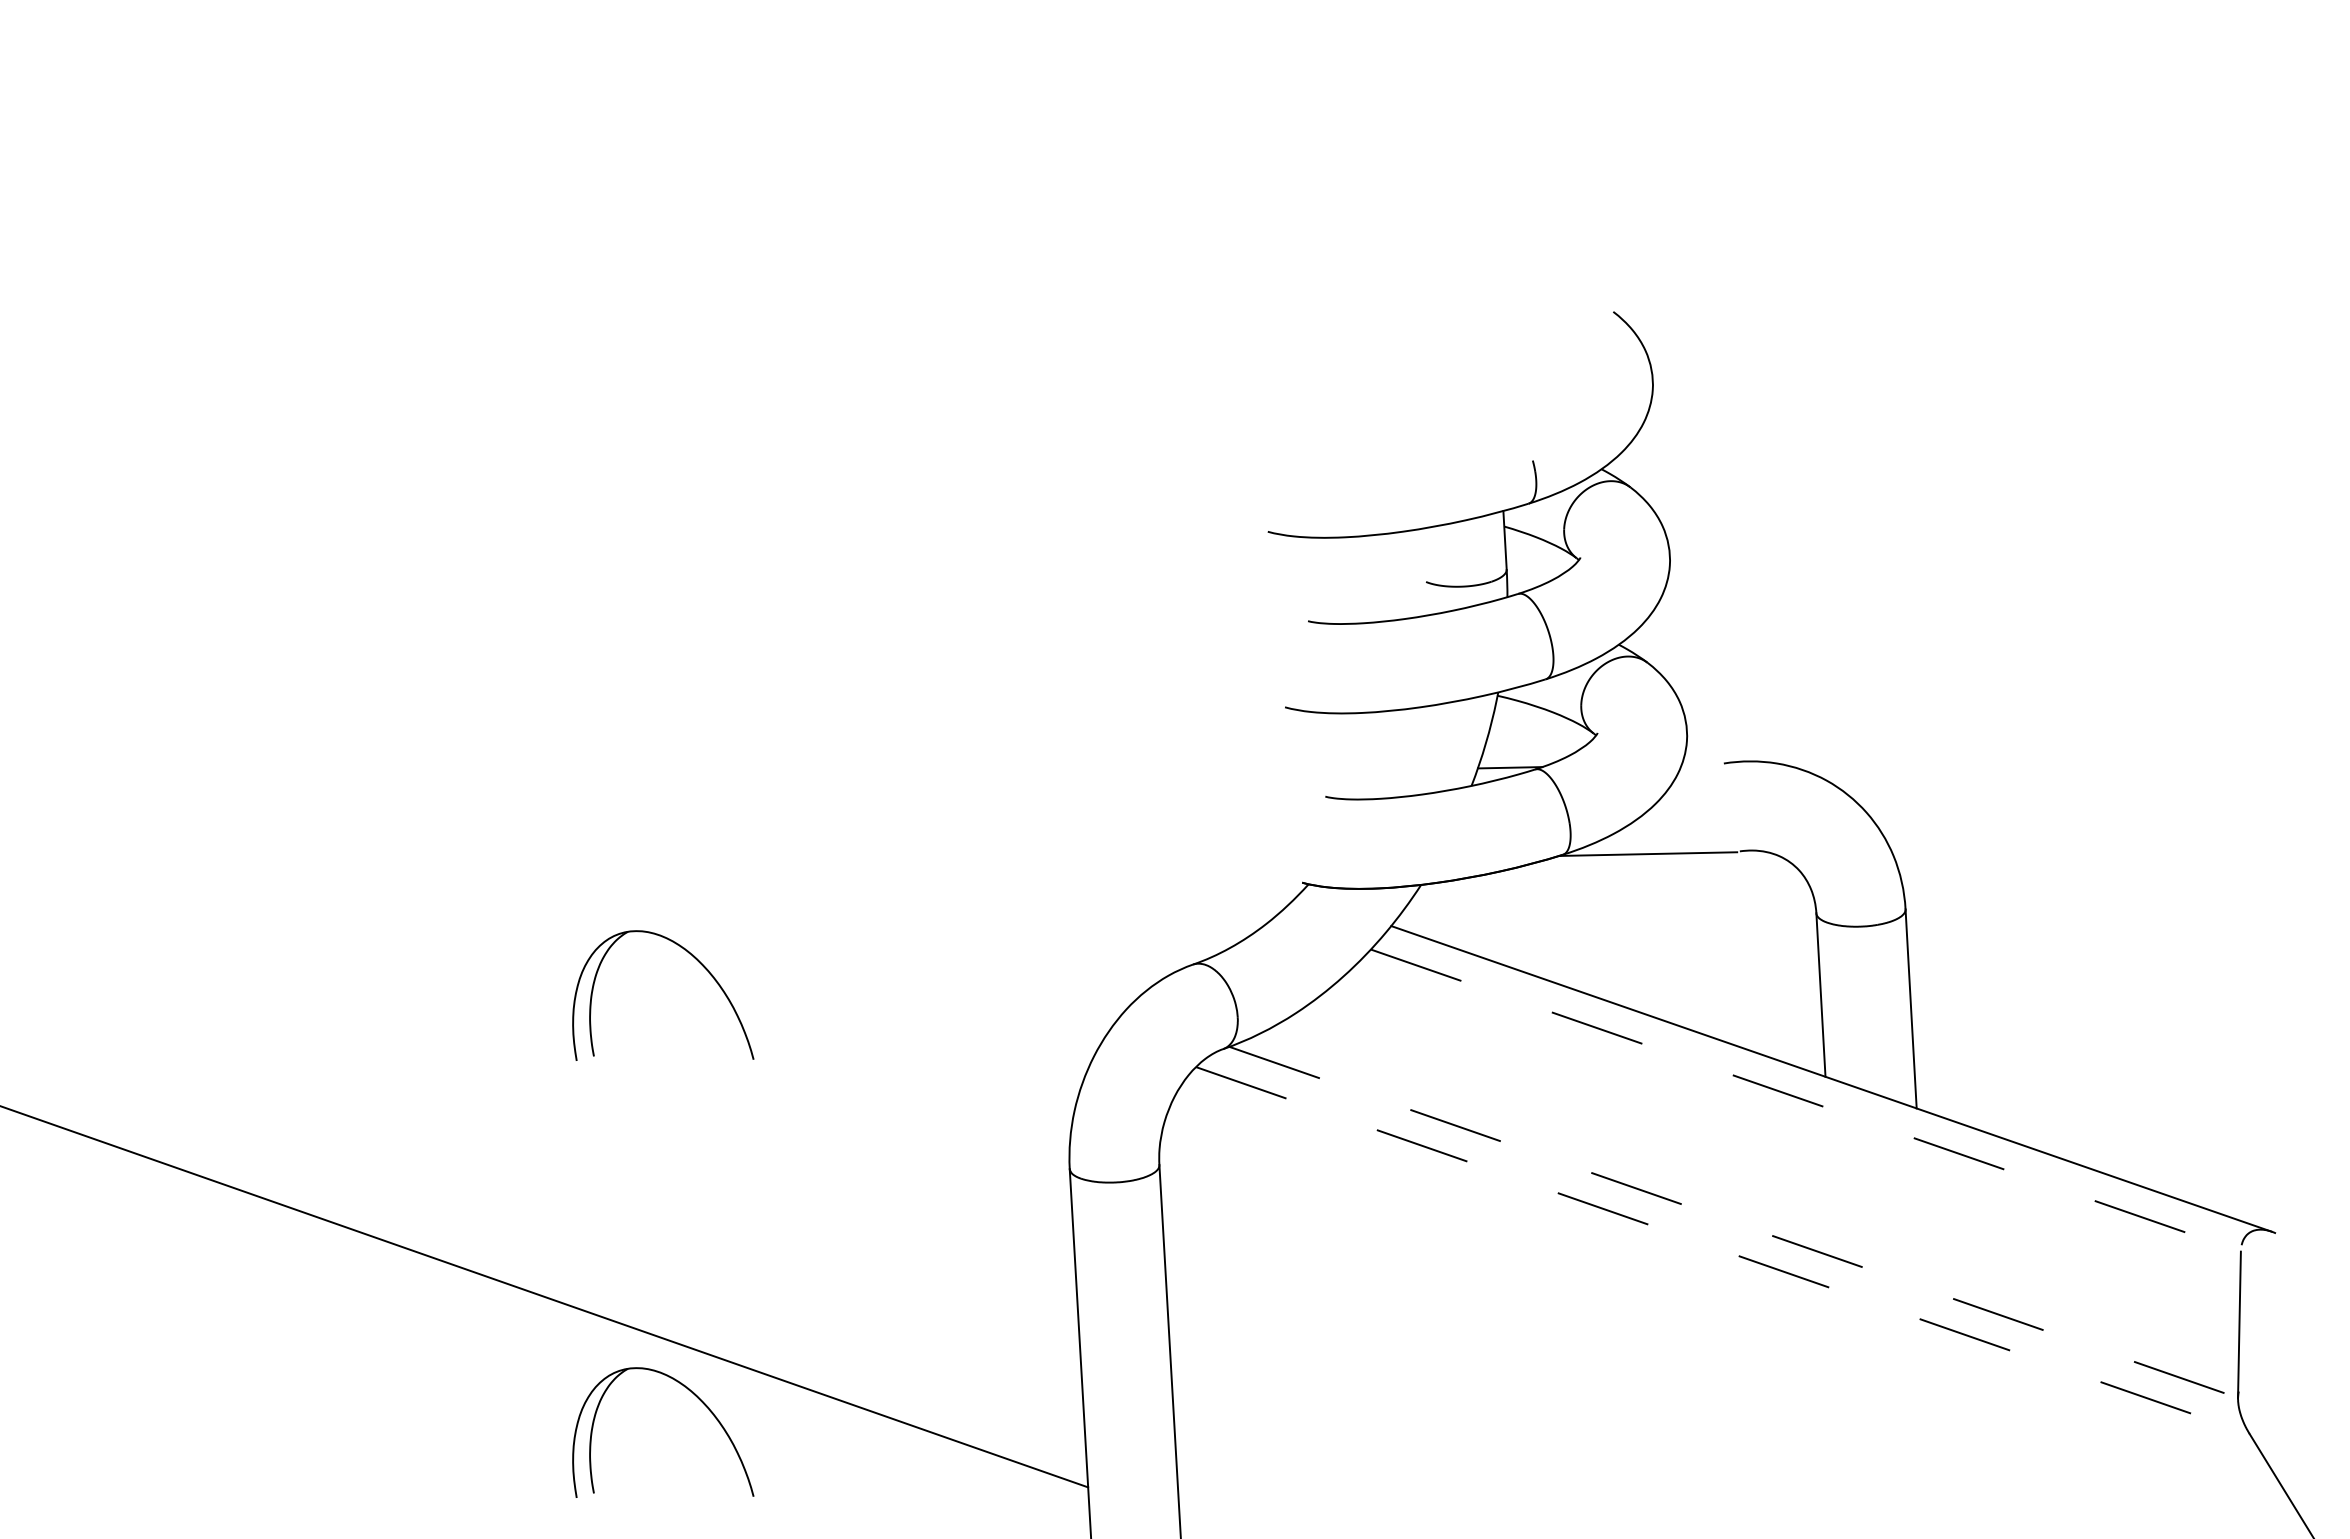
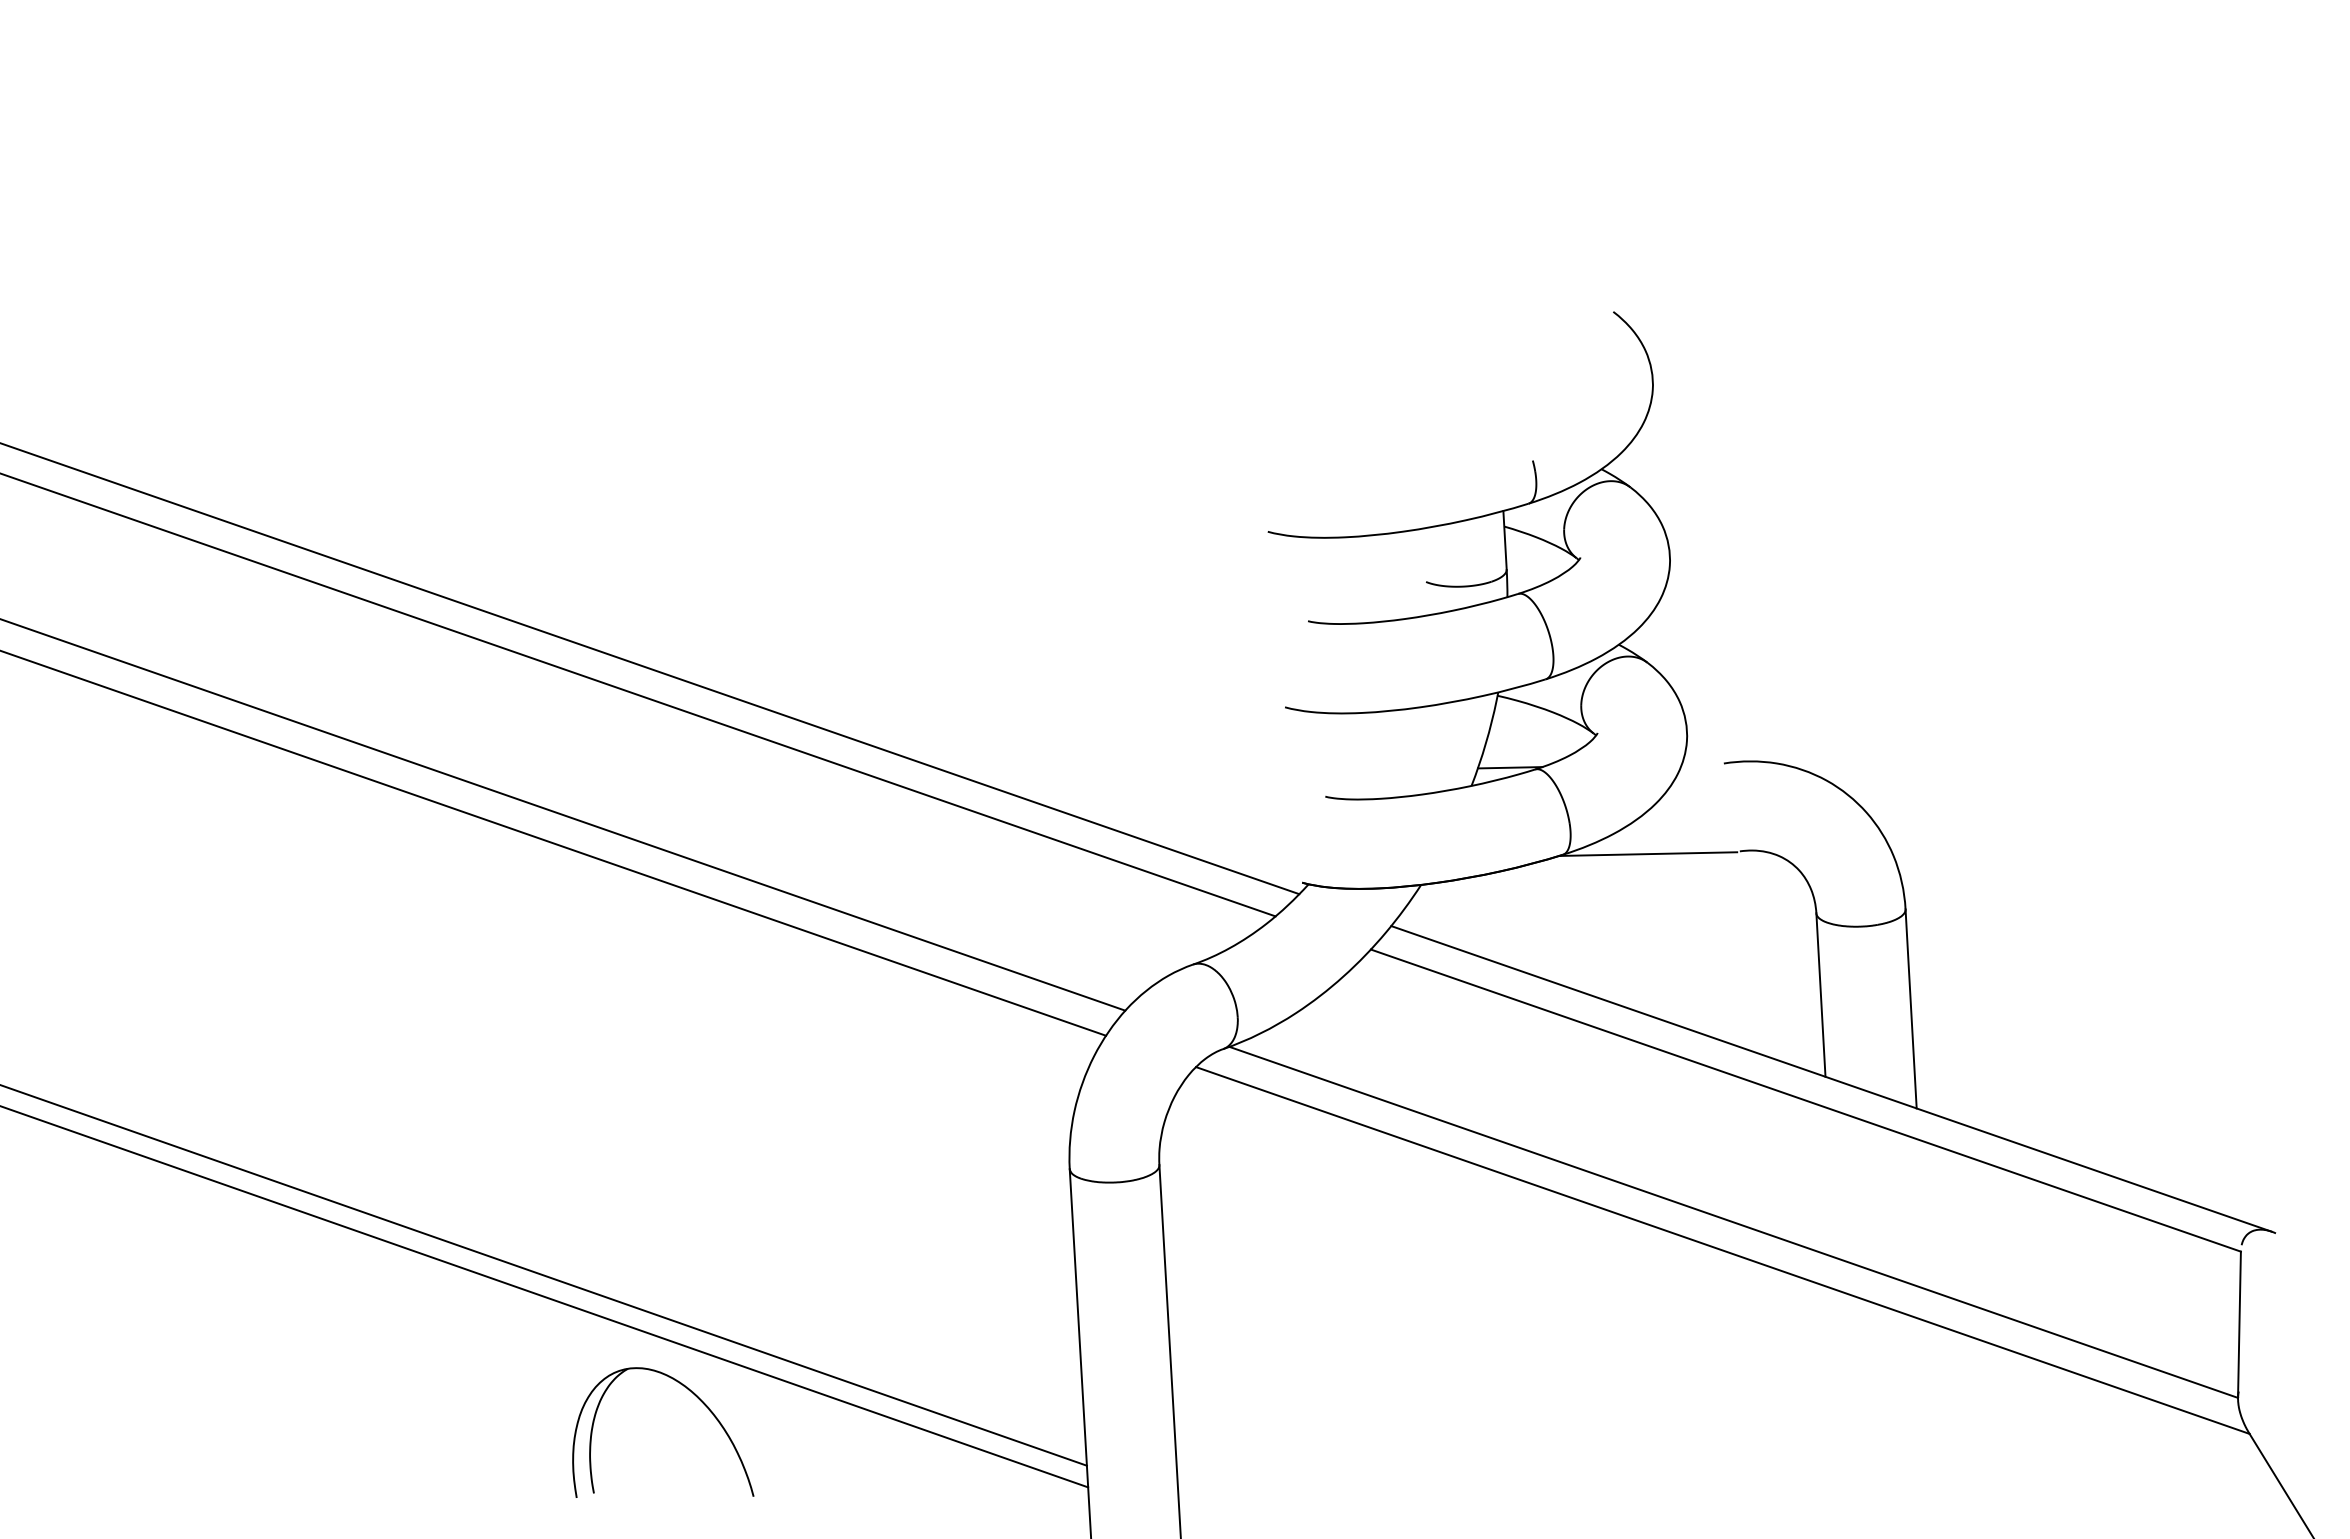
line: none -> present (650, 668)
line: none -> present (638, 695)
line: none -> present (563, 814)
line: none -> present (554, 843)
part: present -> none (697, 961)
line: dashed -> solid (1806, 1100)
line: dashed -> solid (1733, 1222)
line: dashed -> solid (1722, 1250)
line: none -> present (544, 1275)
